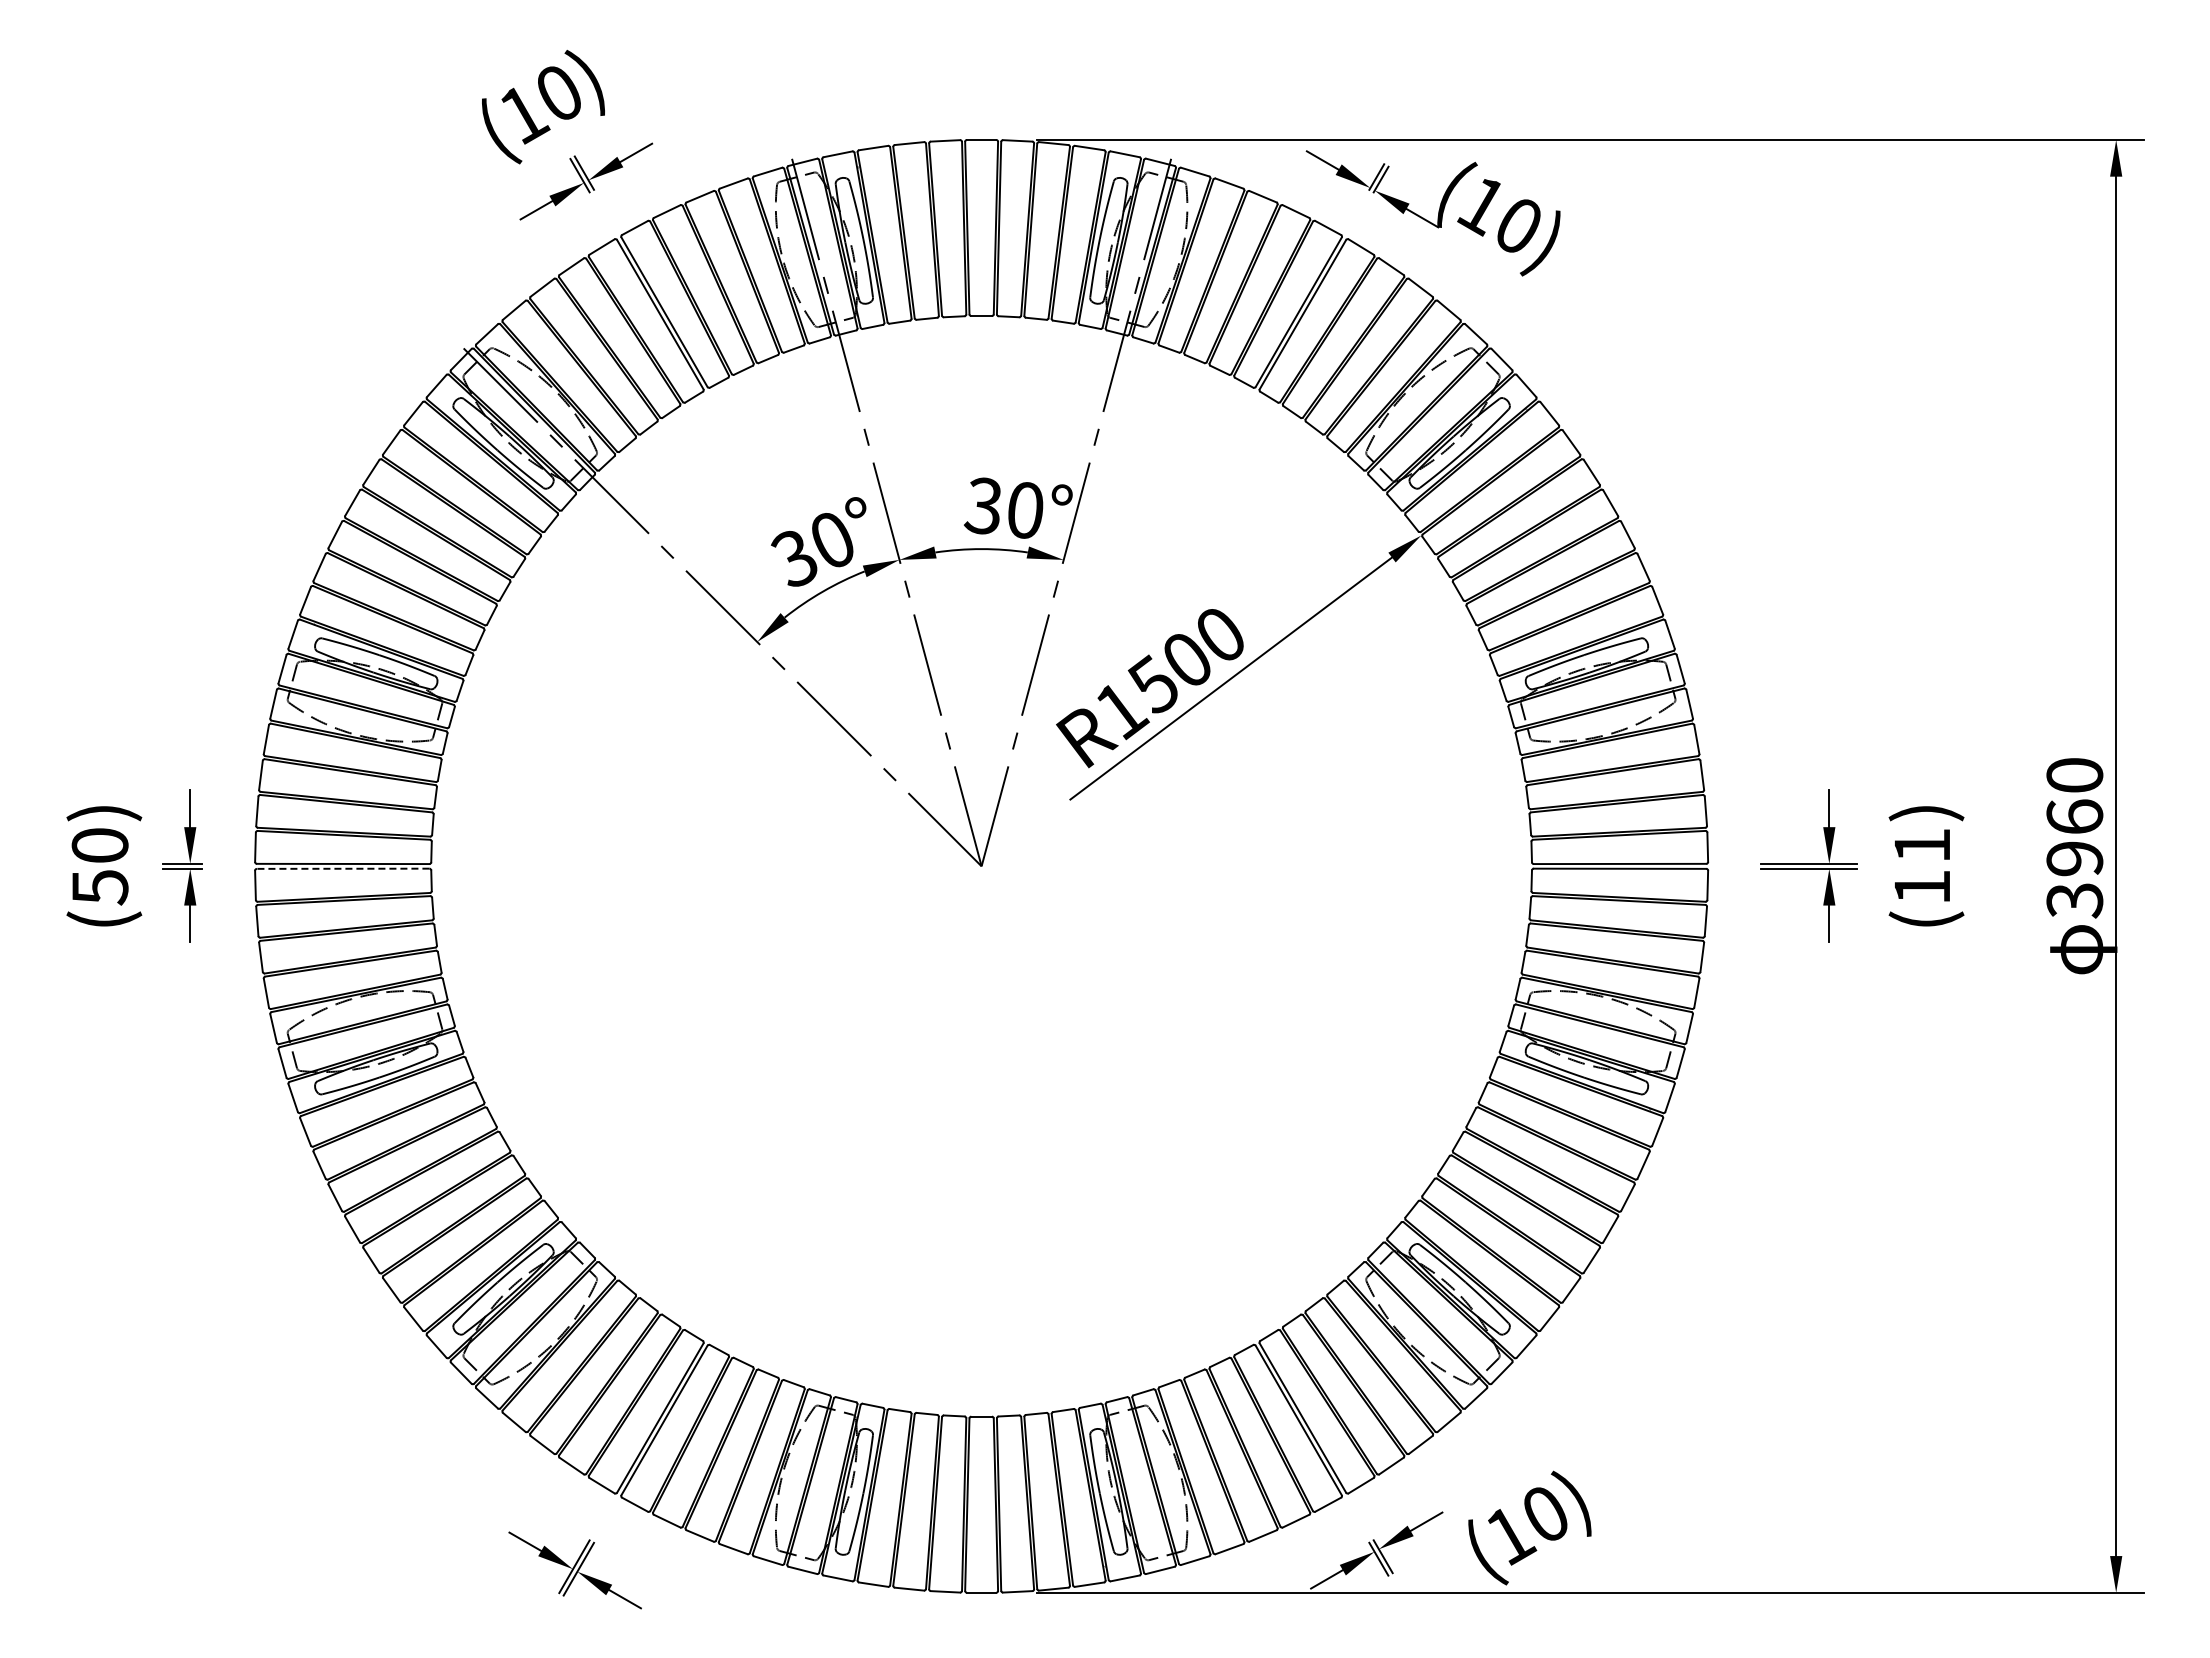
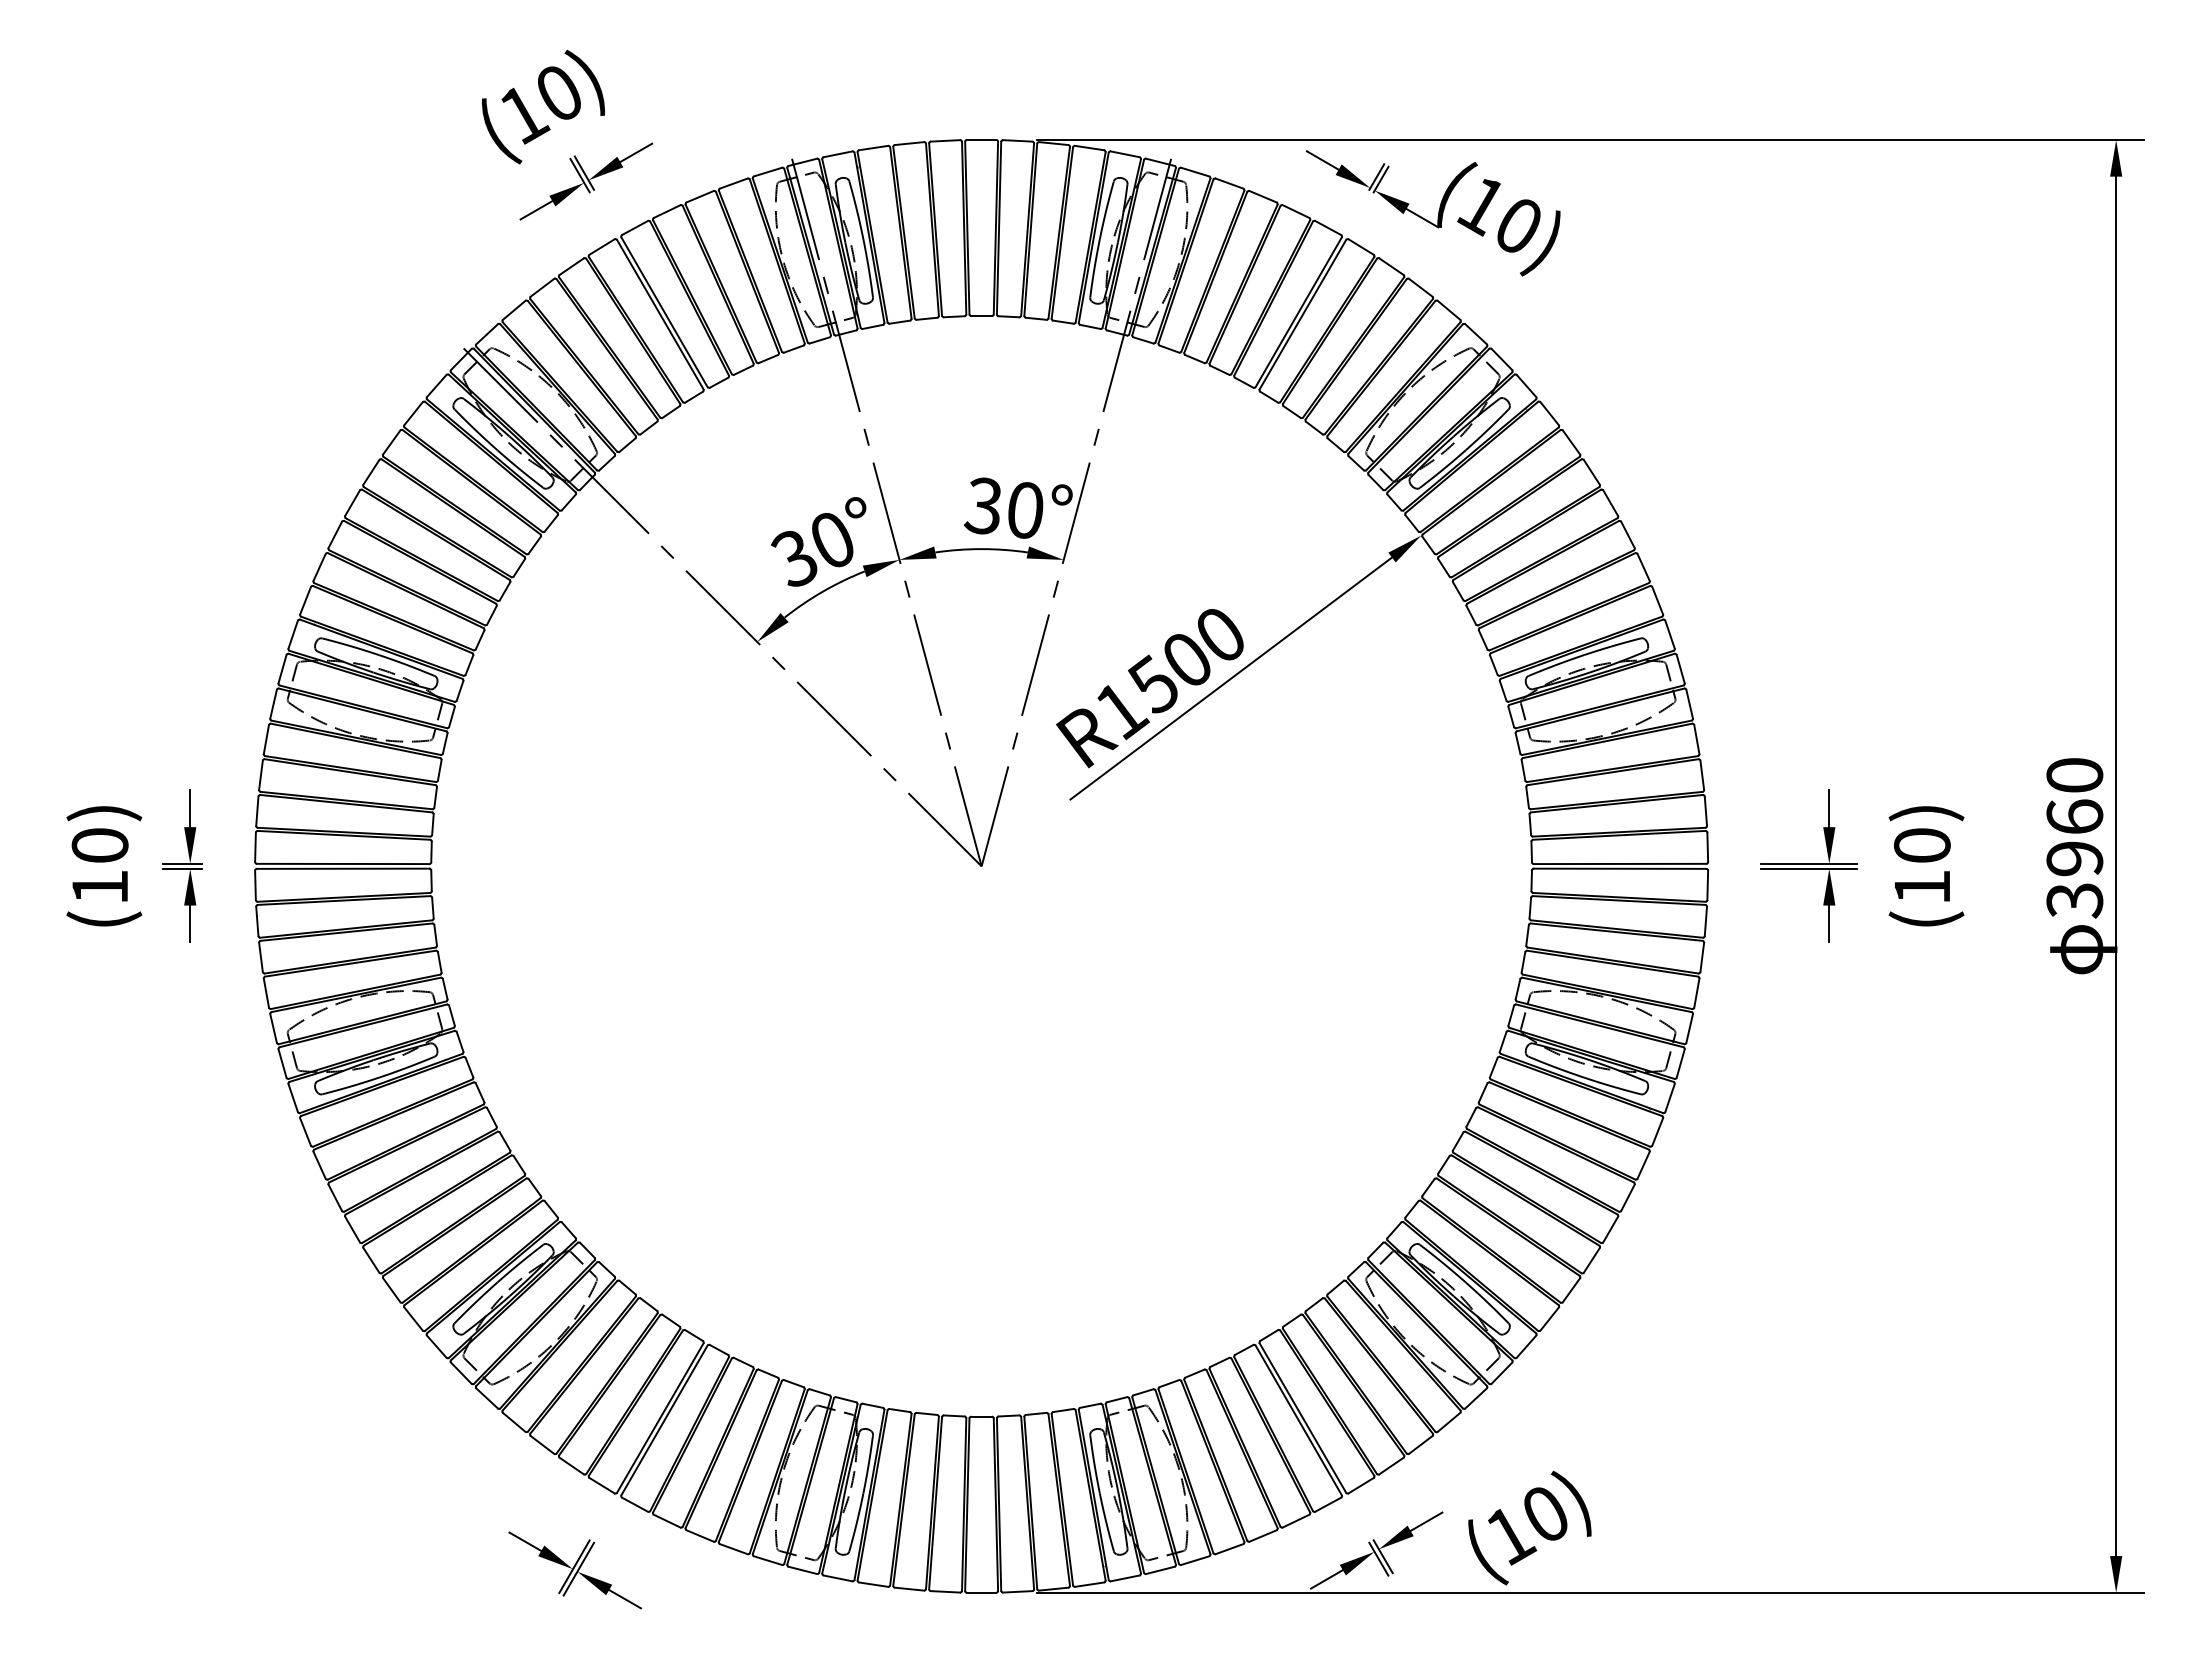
text: (11) -> (10) (1922, 845)
line: dashed -> solid (342, 868)
text: (50) -> (10) (100, 887)
